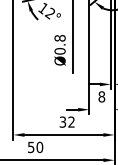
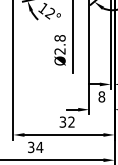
text: Ø0.8 -> Ø2.8 (59, 51)
text: 50 -> 34 (35, 147)
